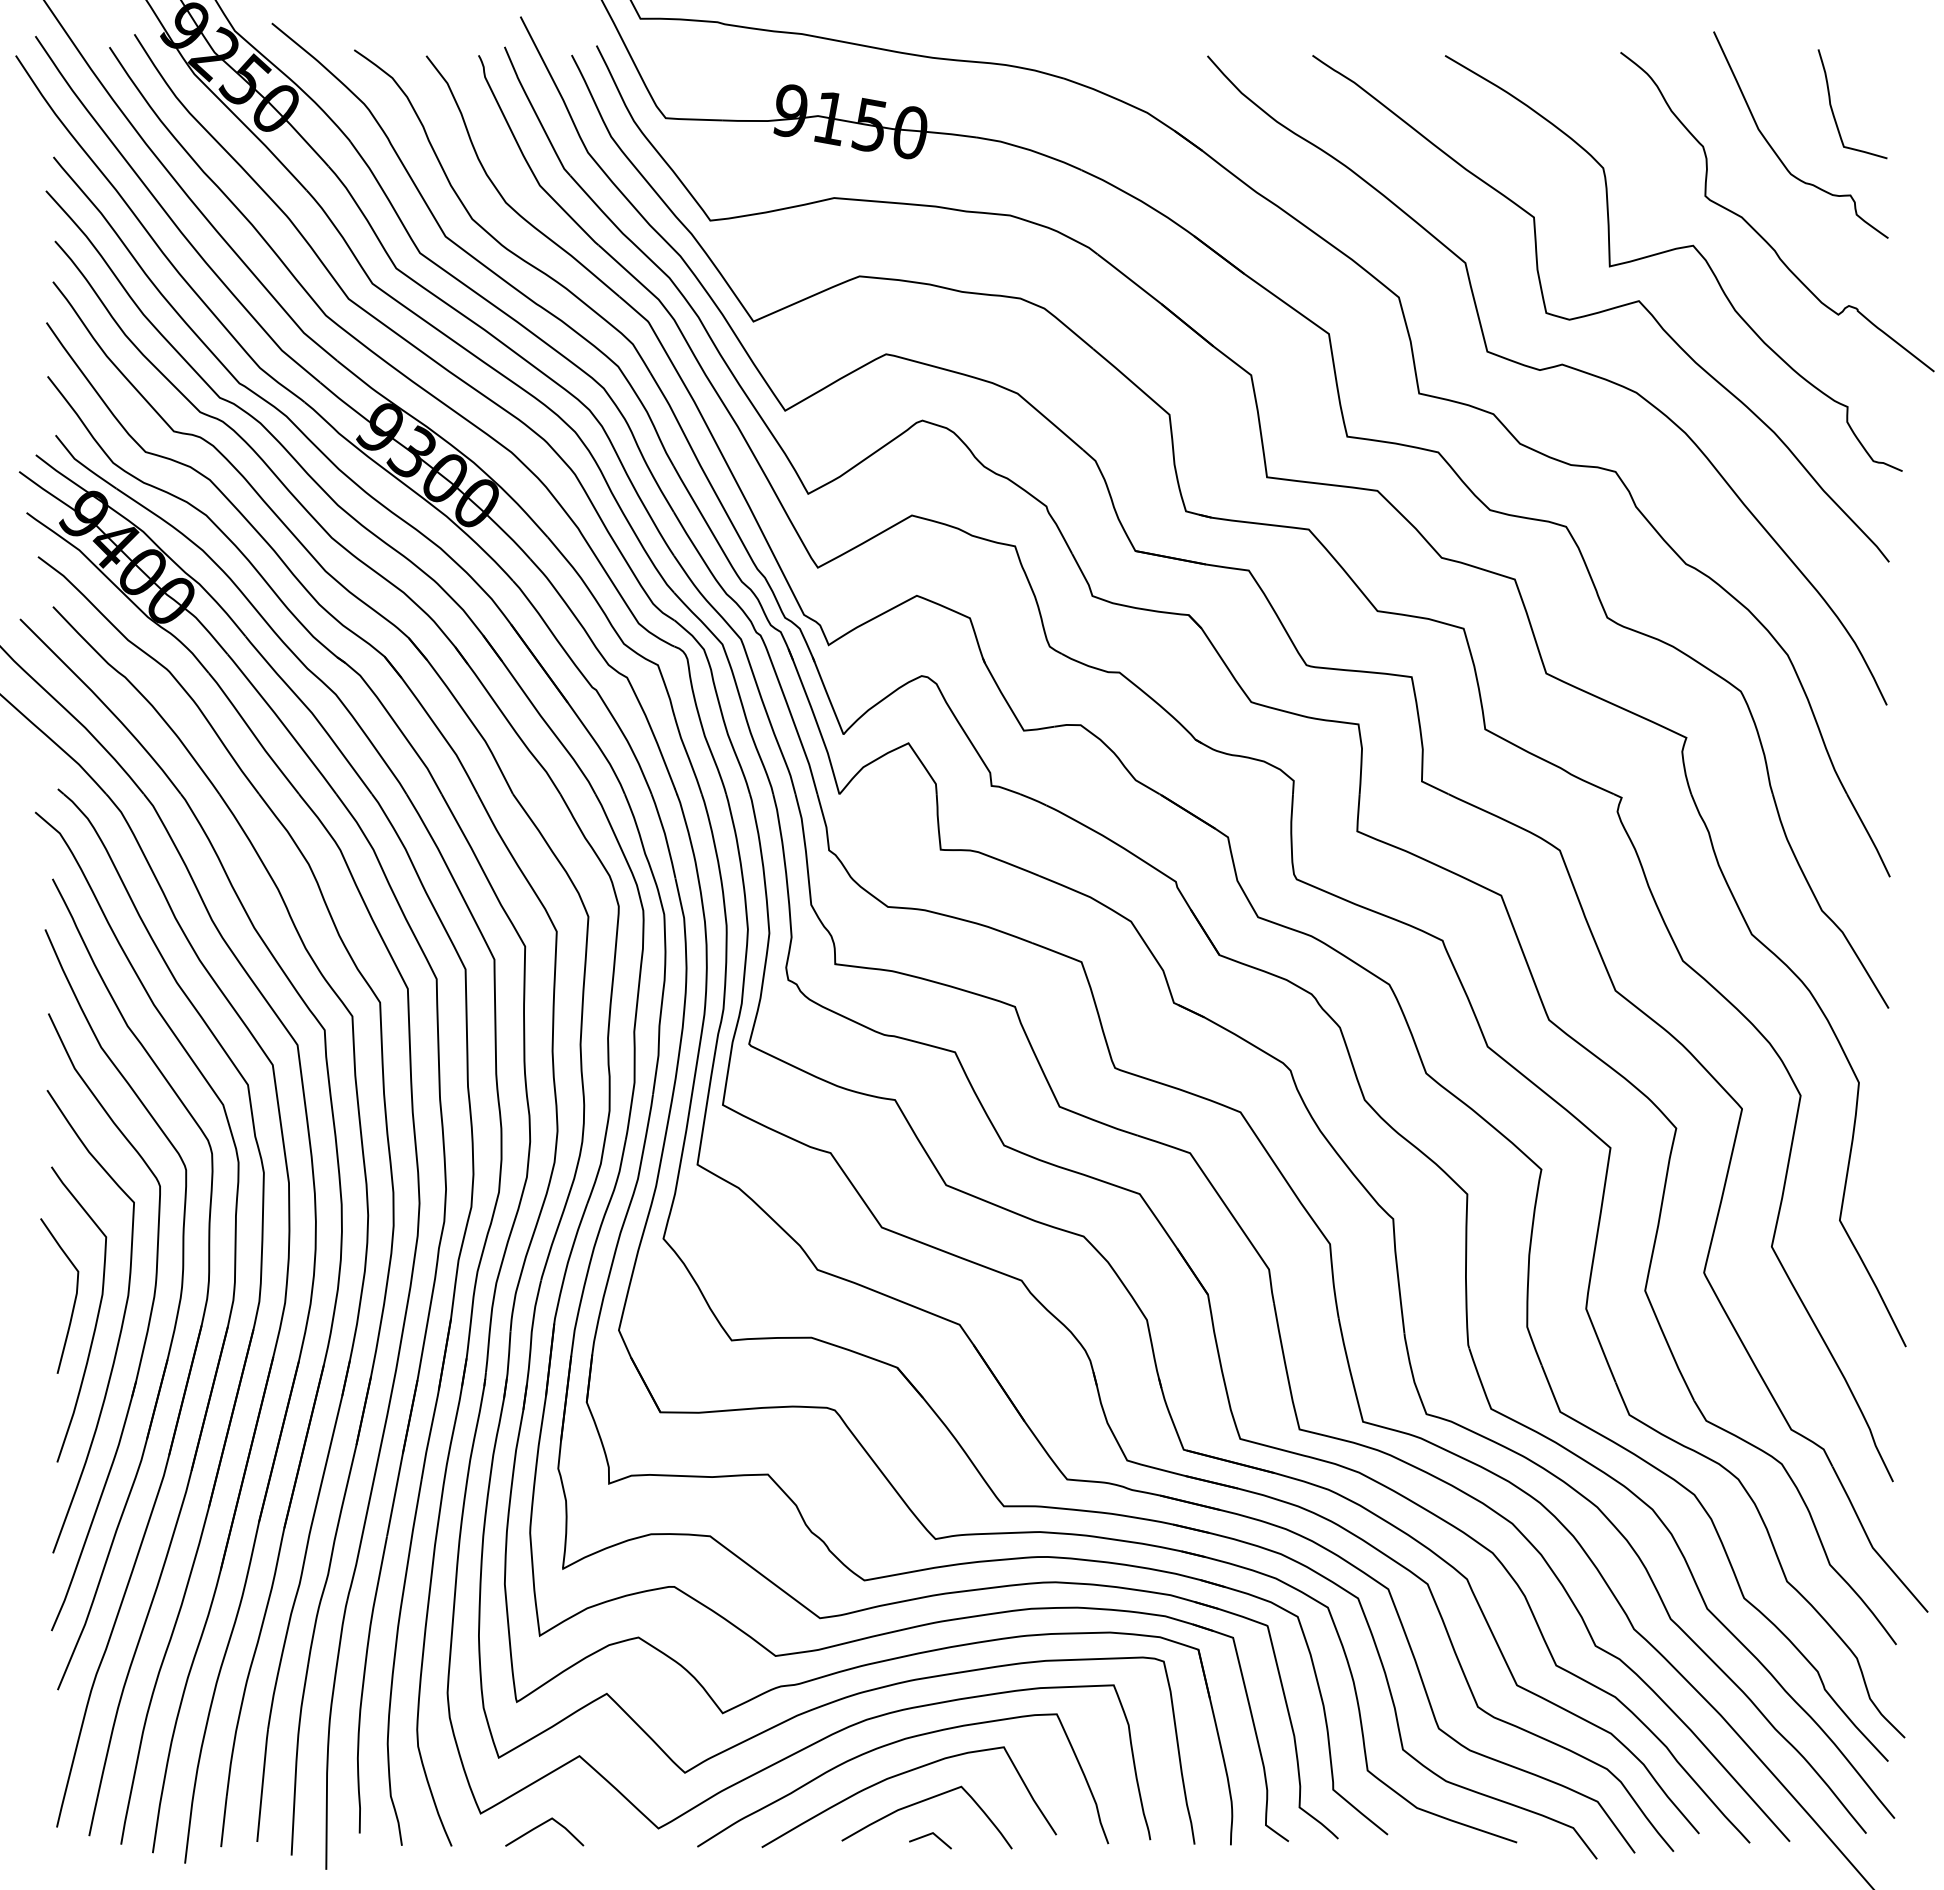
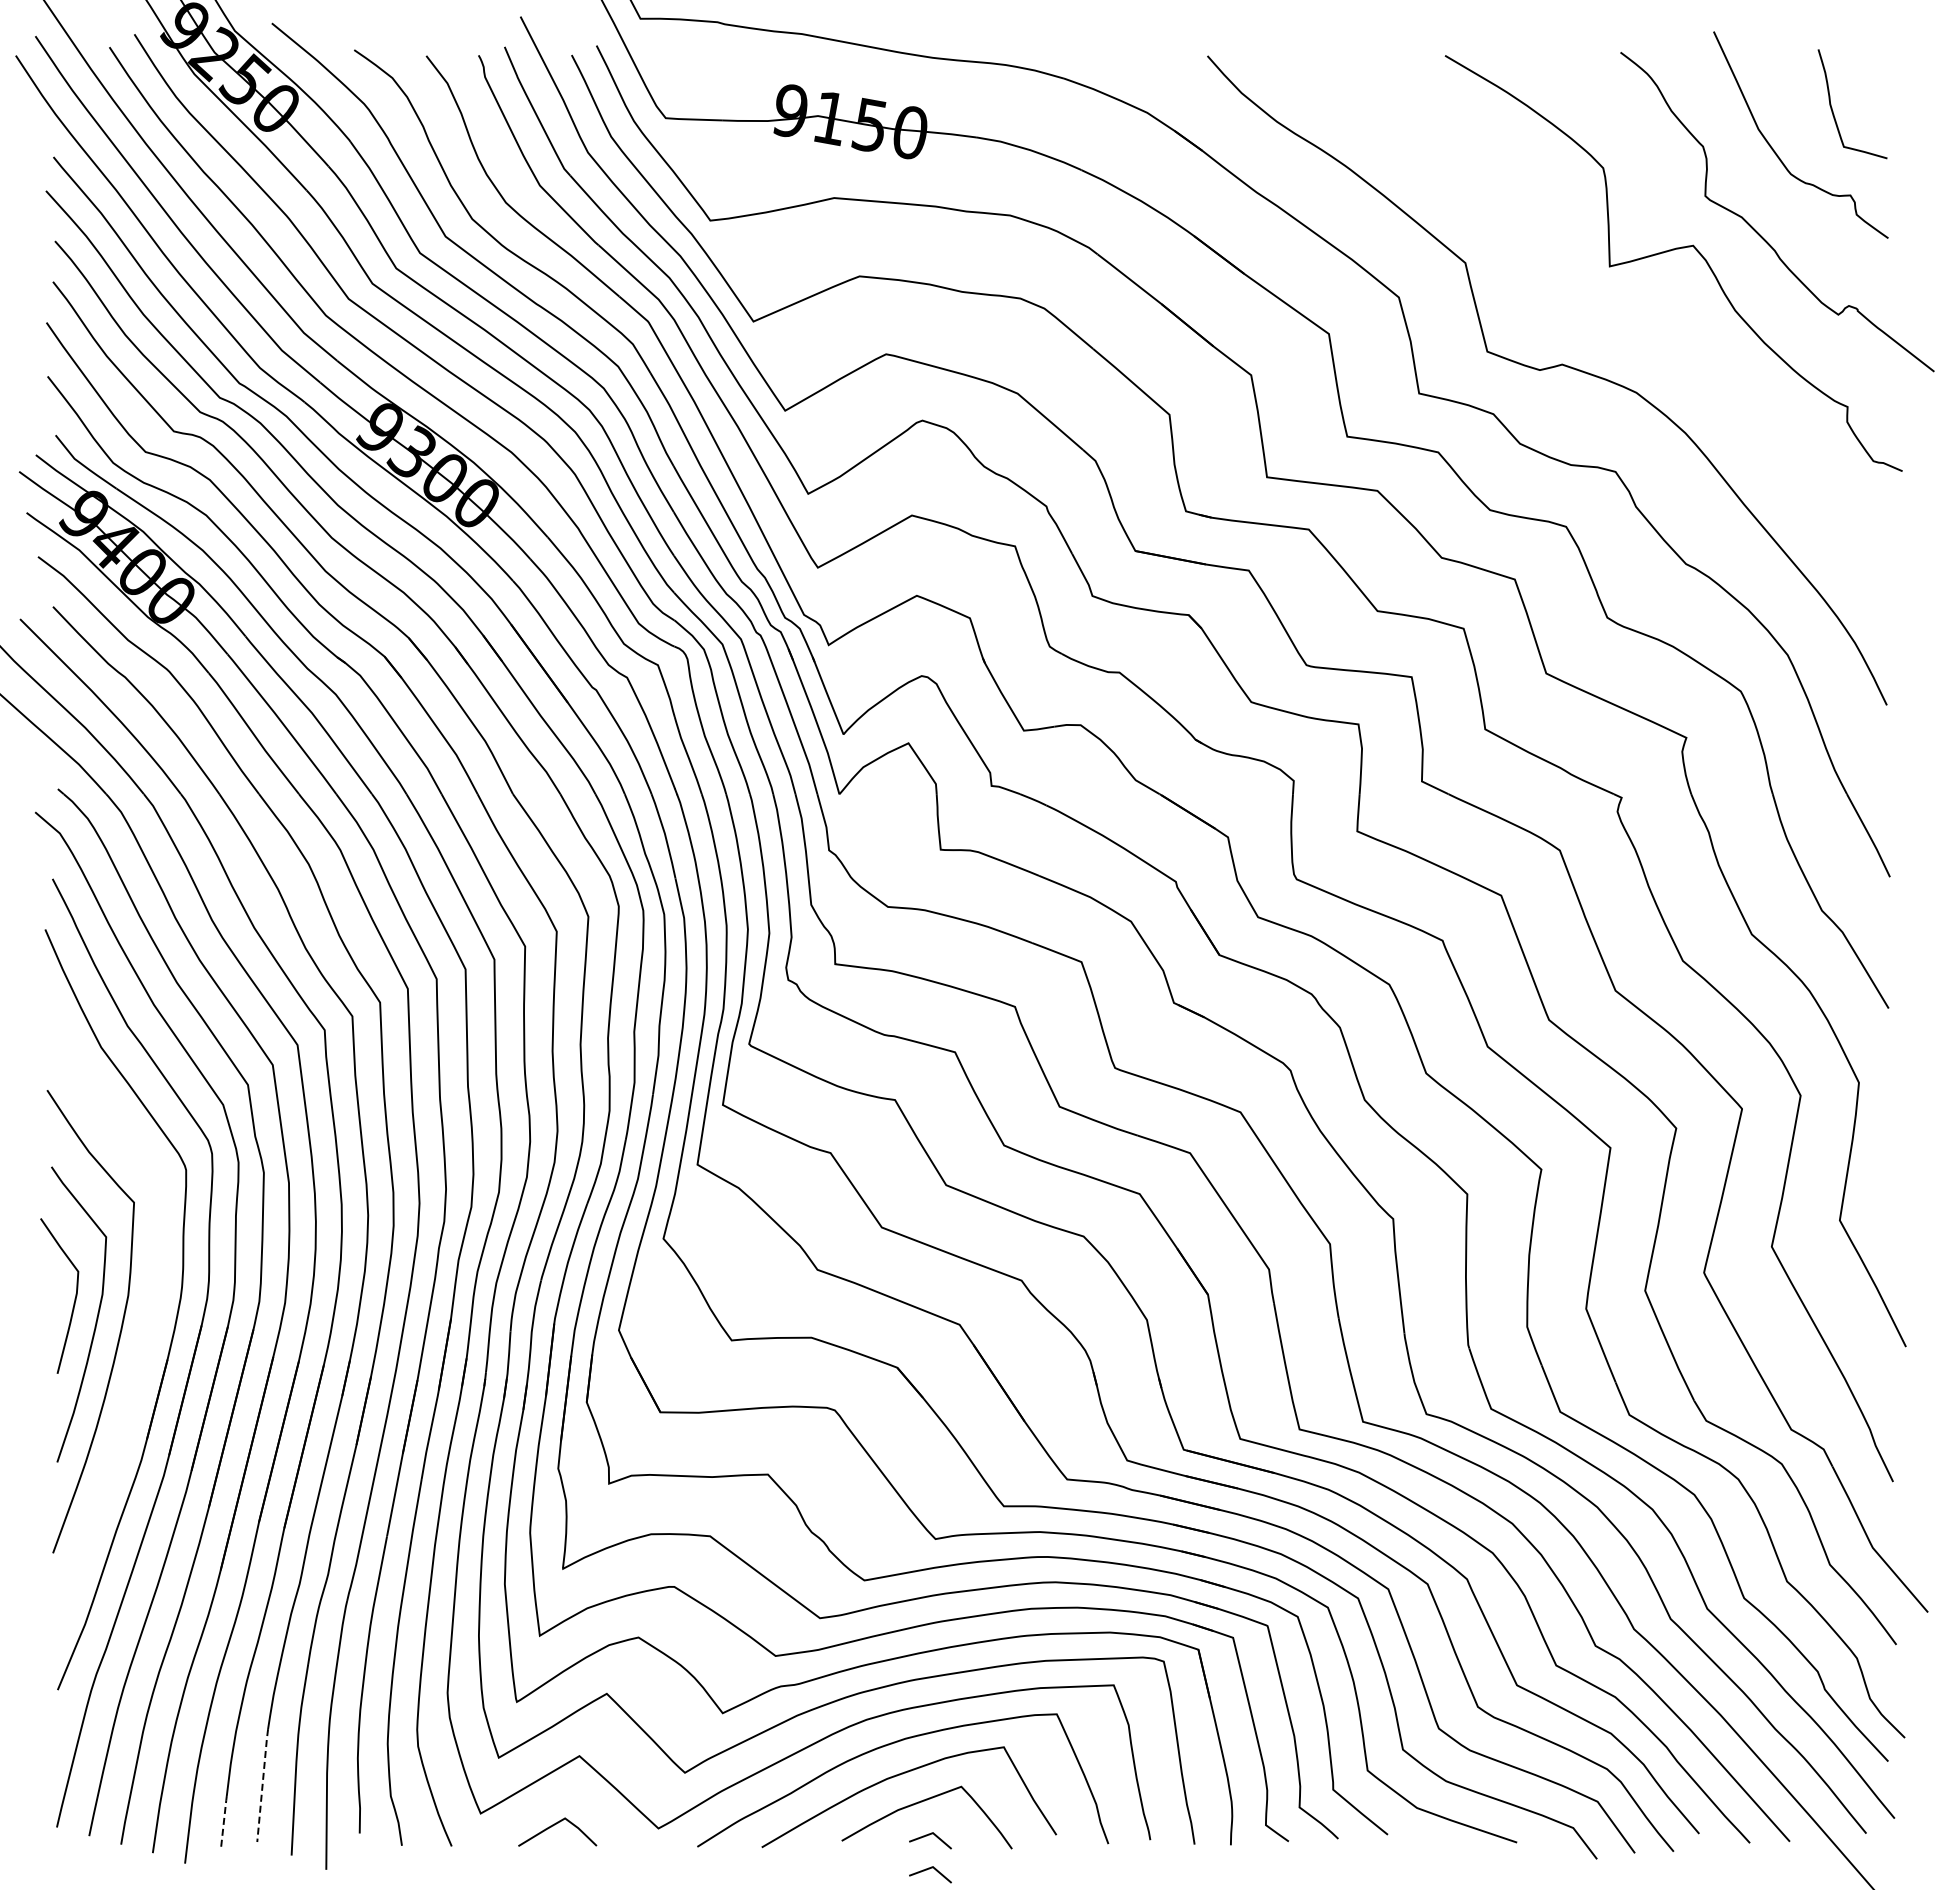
curve: present -> none (1601, 310)
part: present -> none (146, 1330)
line: solid -> dashed (262, 1785)
line: solid -> dashed (224, 1820)
curve position: (542, 1825) -> (555, 1825) (555, 1825)
line: none -> present (927, 1870)
